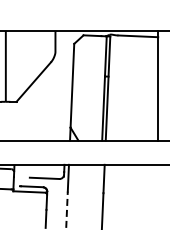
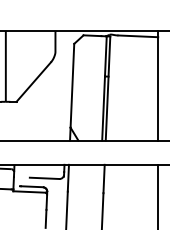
line: none -> present (158, 195)
line: dashed -> solid (66, 210)
